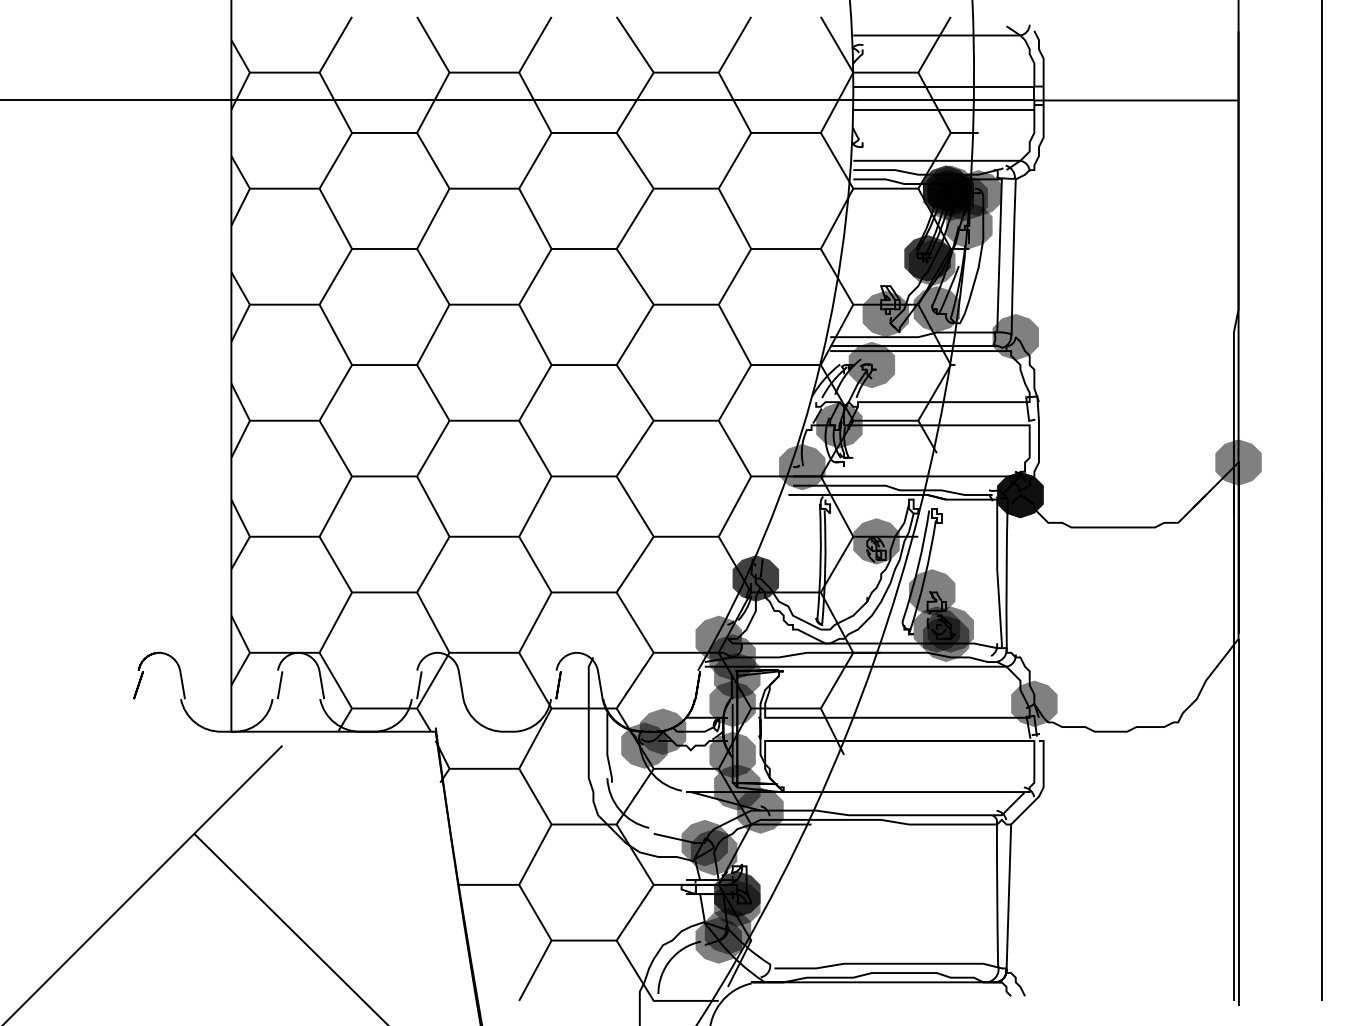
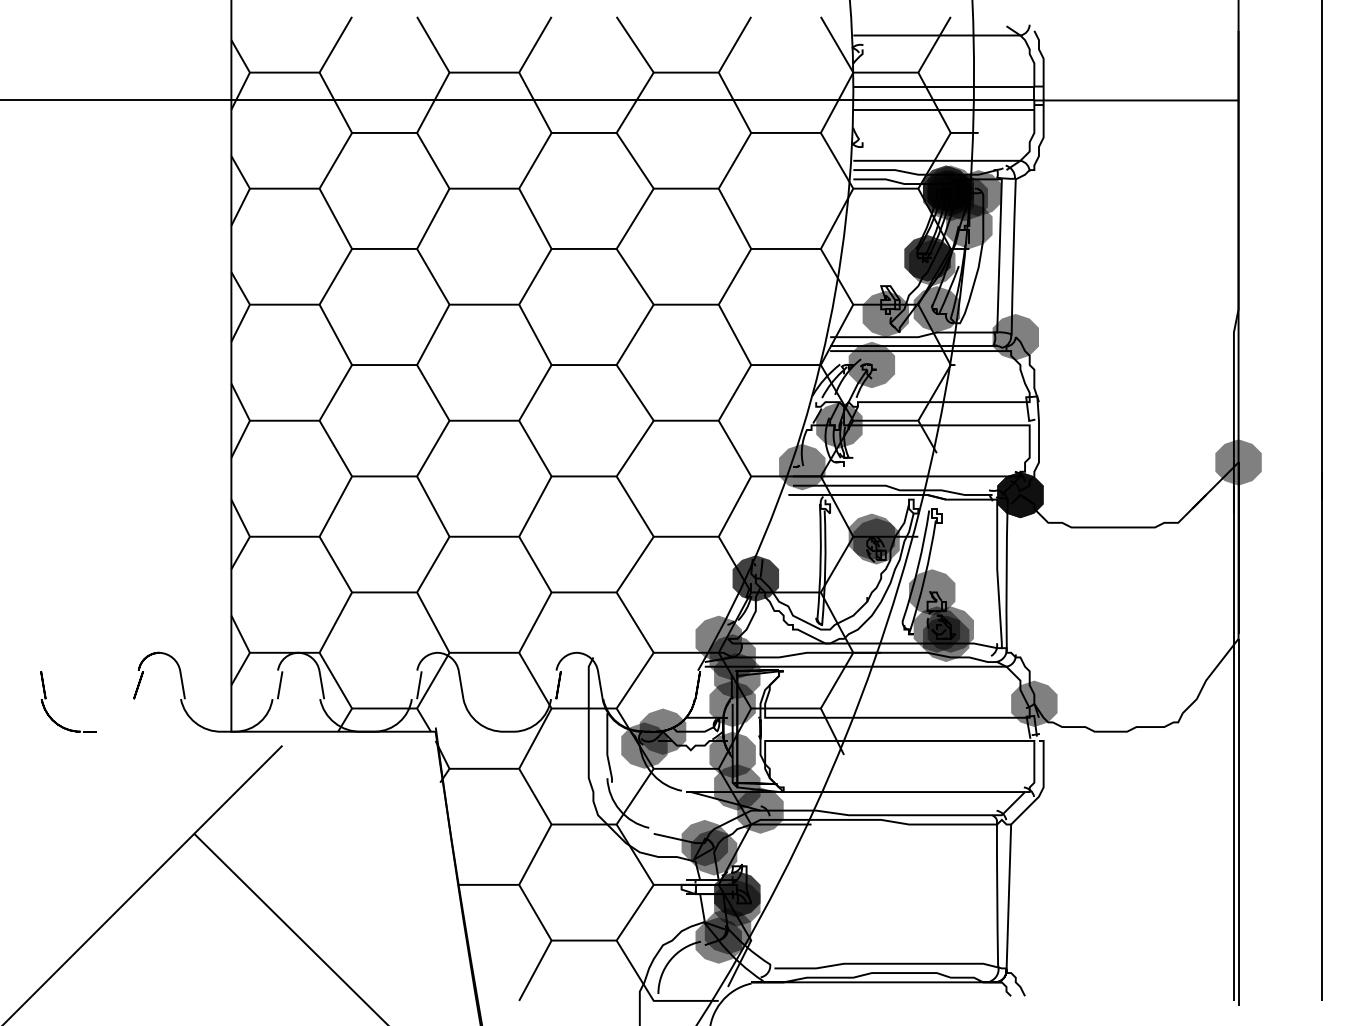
fill: none -> present (871, 536)
part: none -> present (46, 699)
